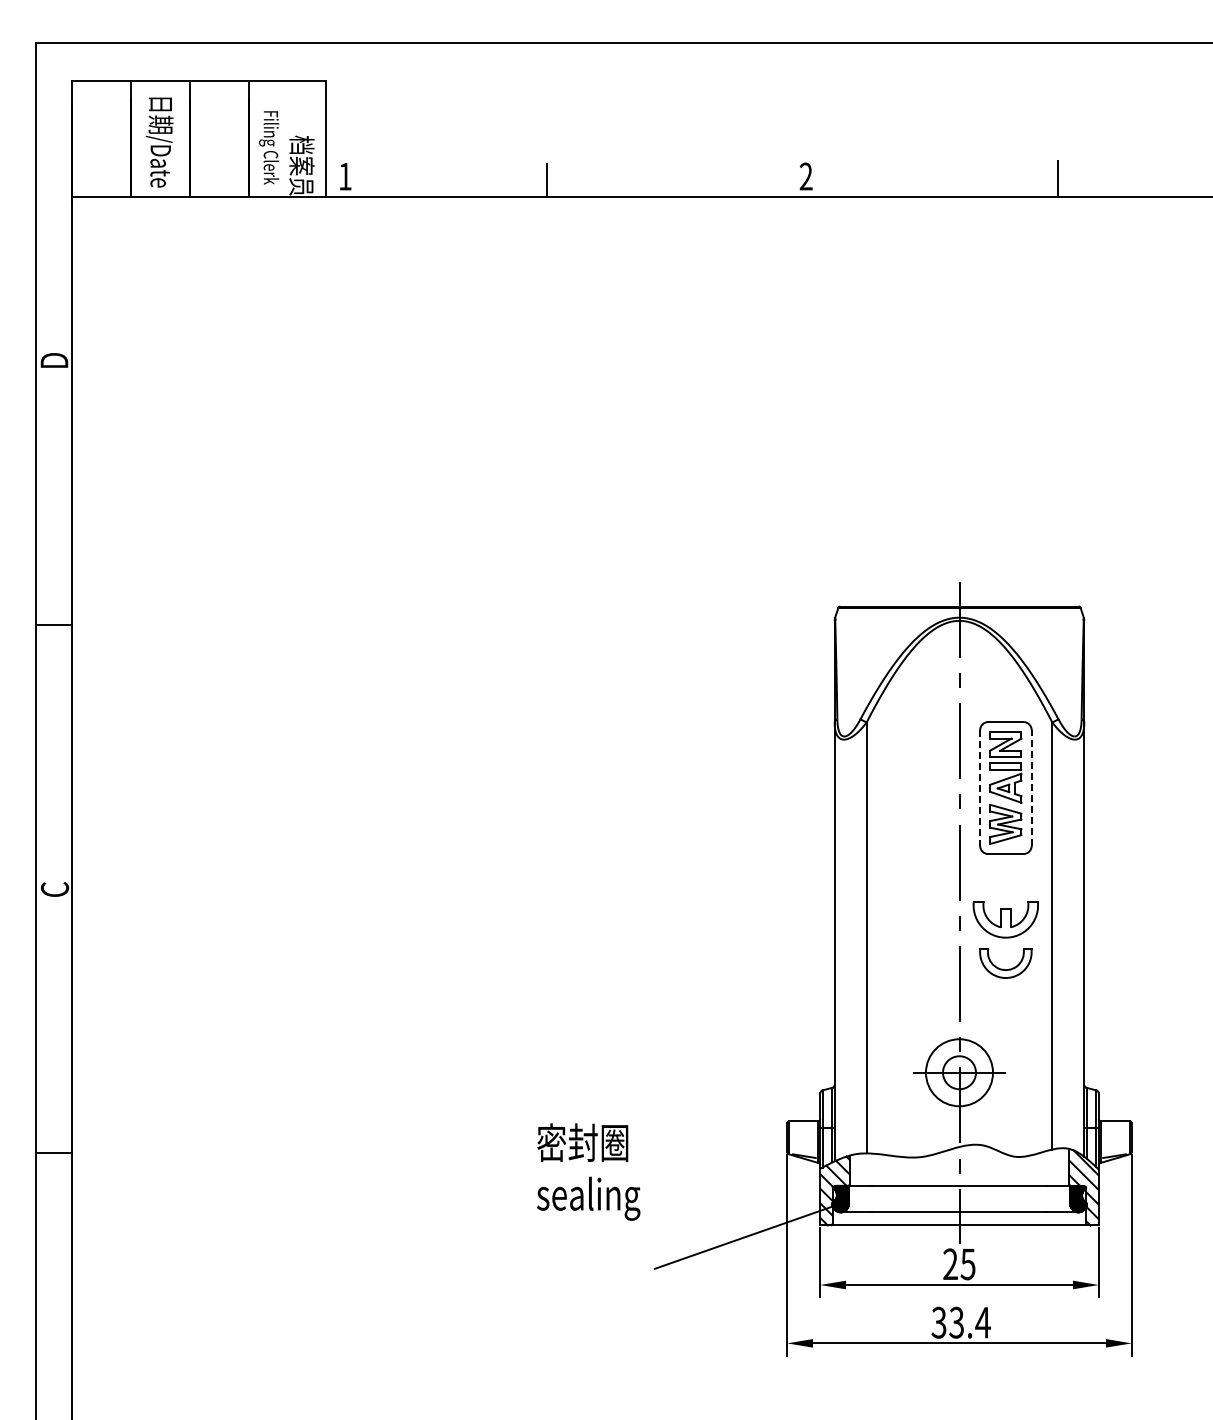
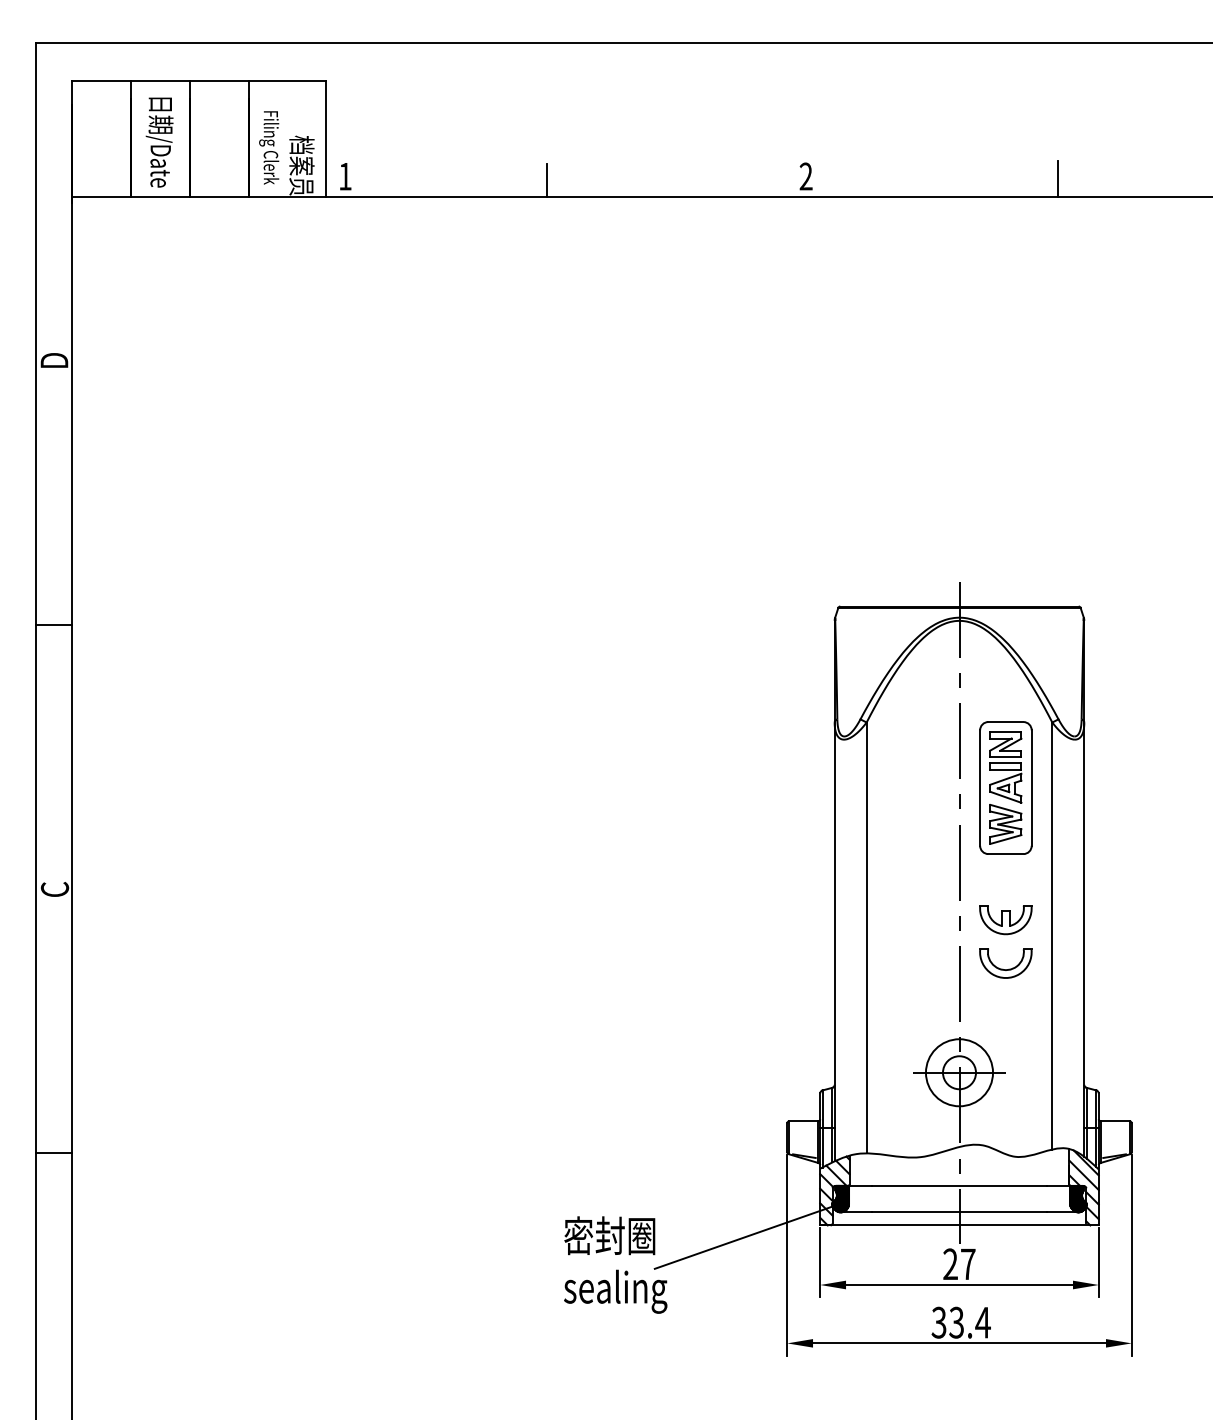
line: dashed -> solid (980, 788)
line: dashed -> solid (1031, 788)
part size: 67x38 px -> 54x31 px (1005, 920)
text position: (588, 1171) -> (615, 1264) (615, 1264)
text: 25 -> 27 (967, 1264)
